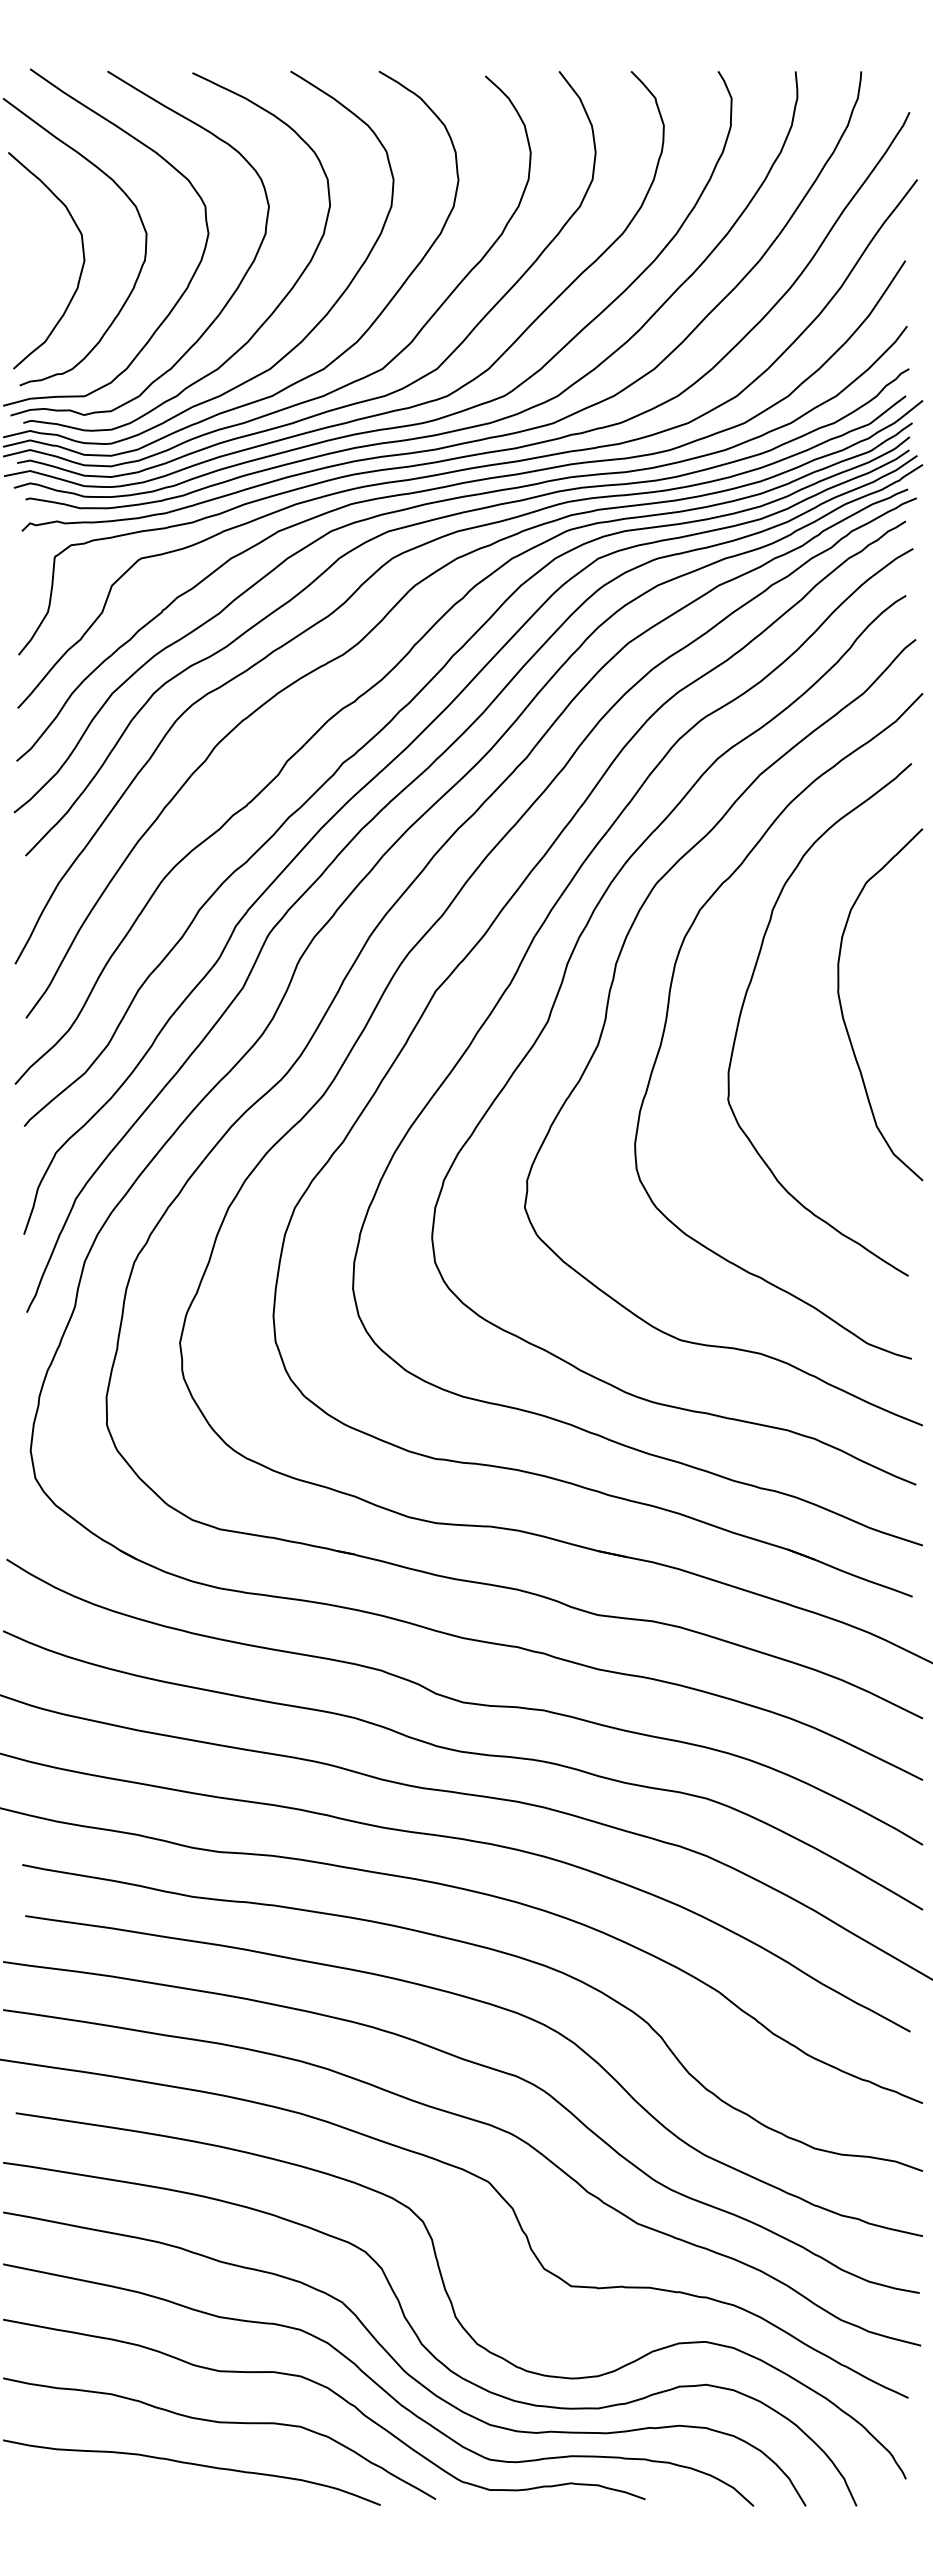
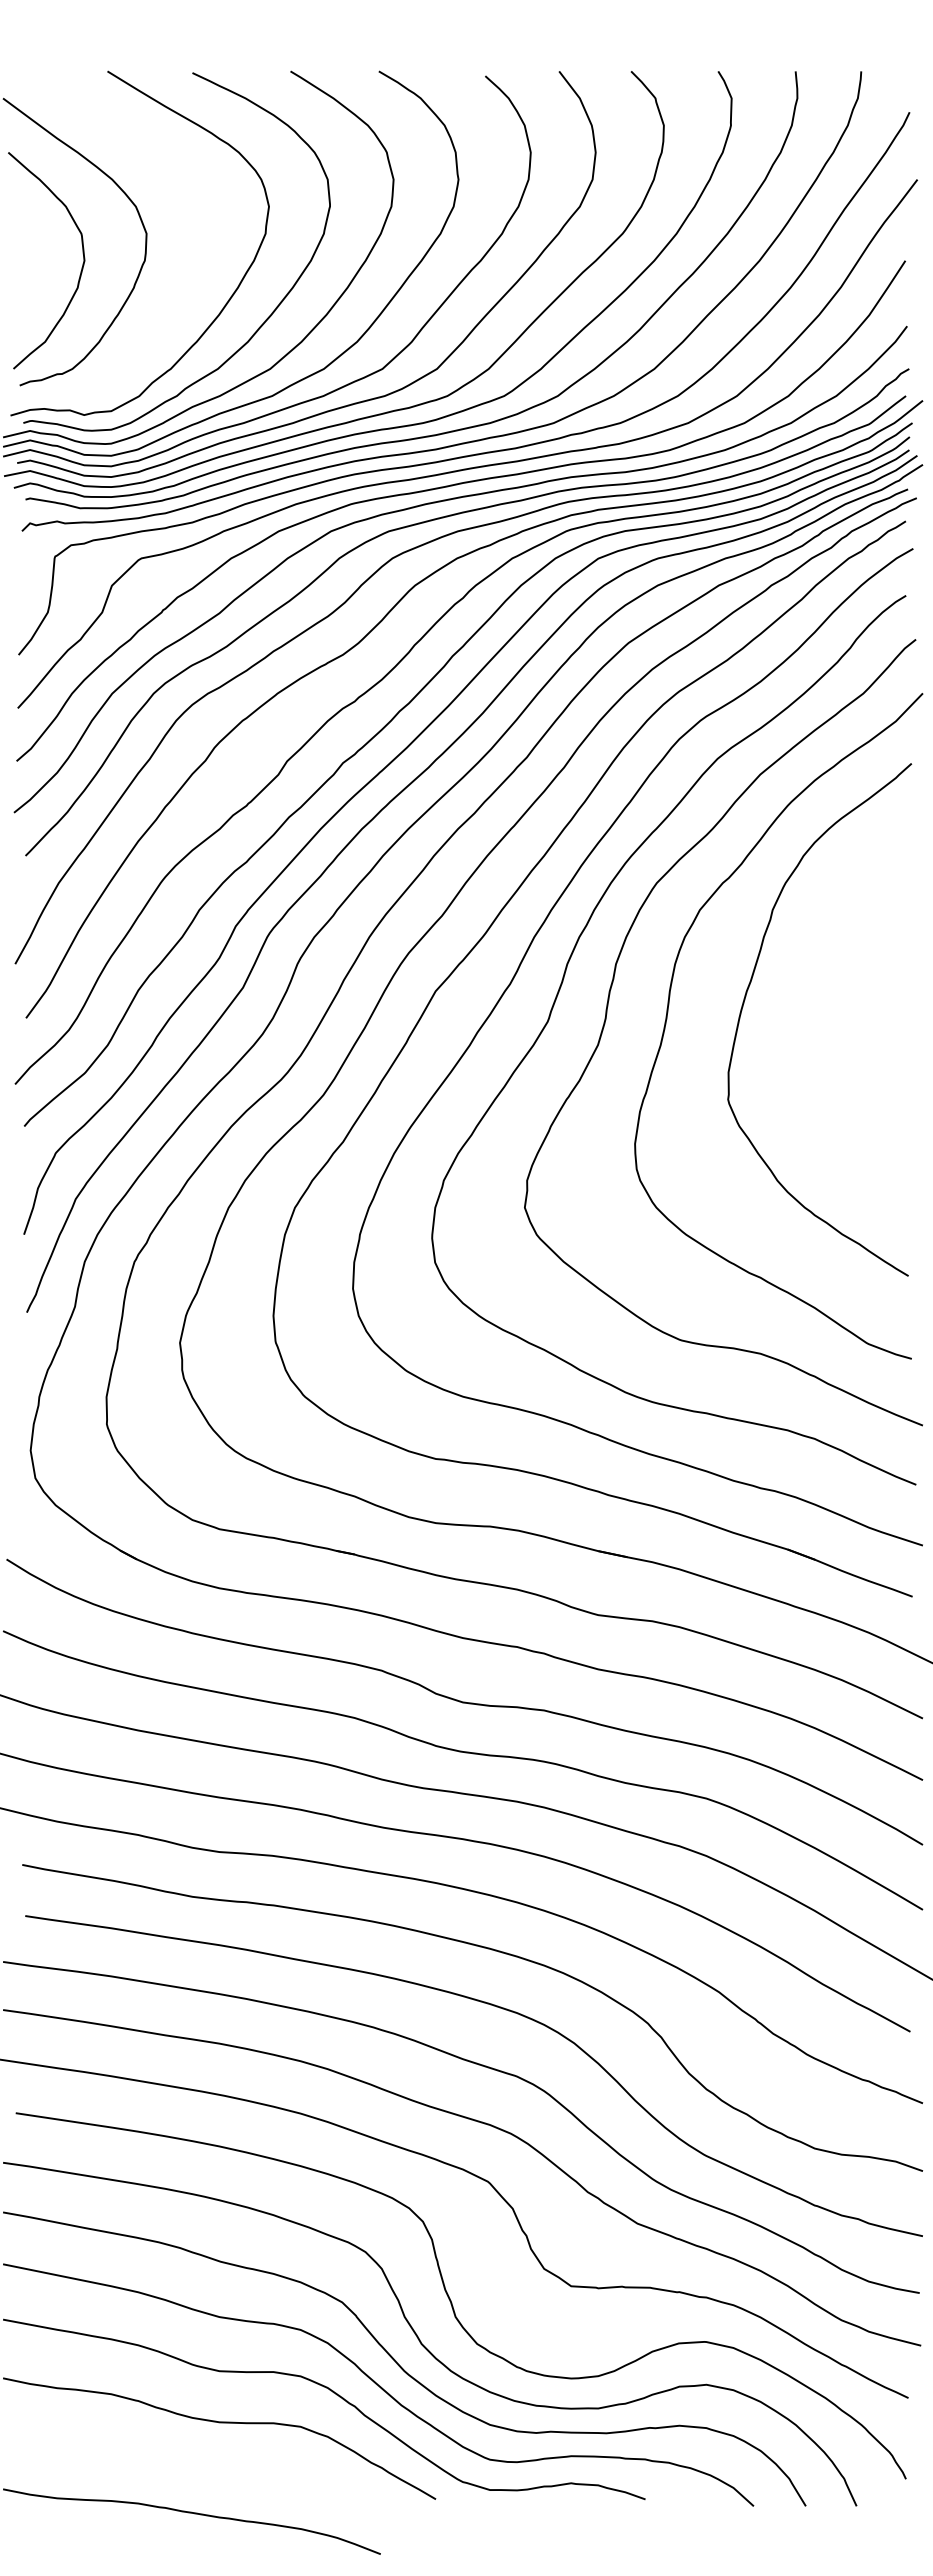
curve: present -> none (190, 278)
curve: present -> none (843, 1013)
curve position: (194, 2465) -> (194, 2514) (194, 2514)
